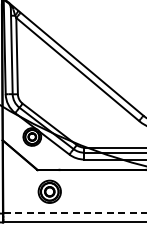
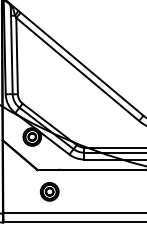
part size: 25x25 px -> 21x20 px (49, 191)
line: dashed -> solid (74, 213)
